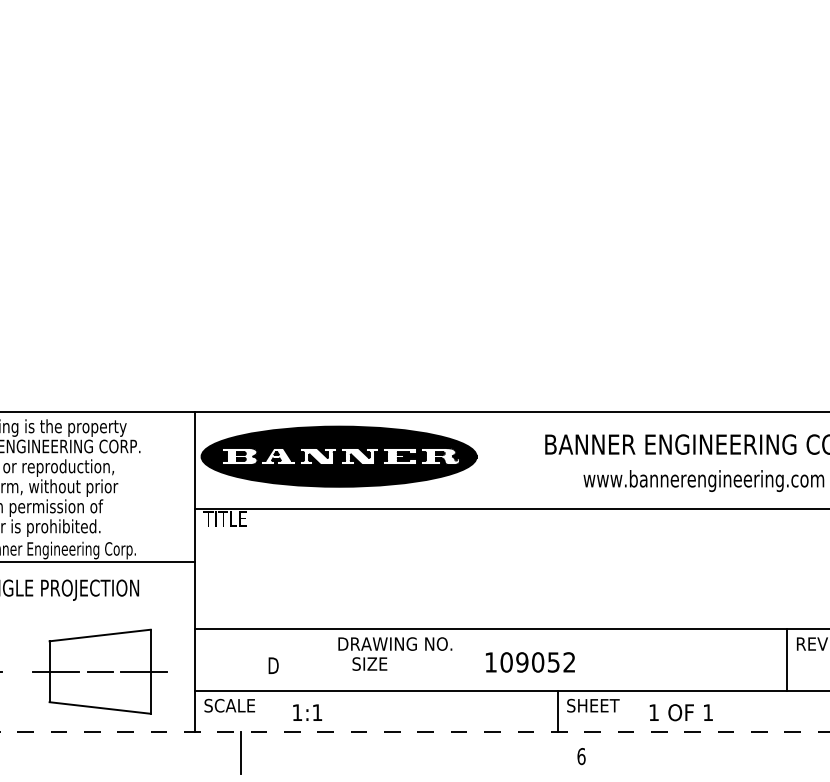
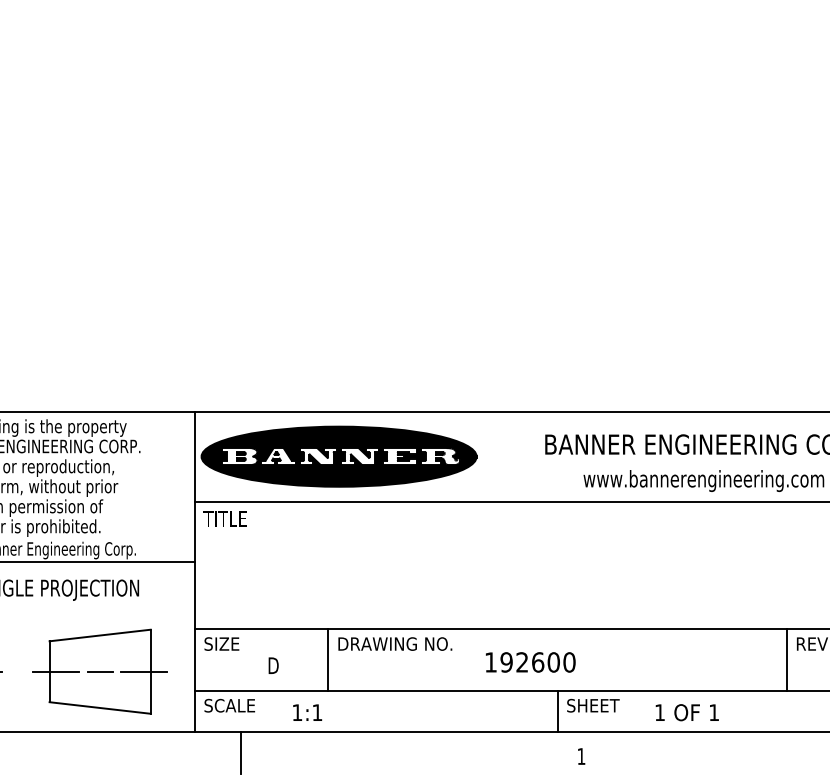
line position: (510, 509) -> (510, 502) (510, 502)
line: none -> present (328, 659)
text: 109052 -> 192600 (537, 662)
text position: (369, 663) -> (221, 643) (221, 643)
text position: (680, 712) -> (686, 712) (686, 712)
line: dashed -> solid (415, 732)
text: 6 -> 1 (581, 756)
